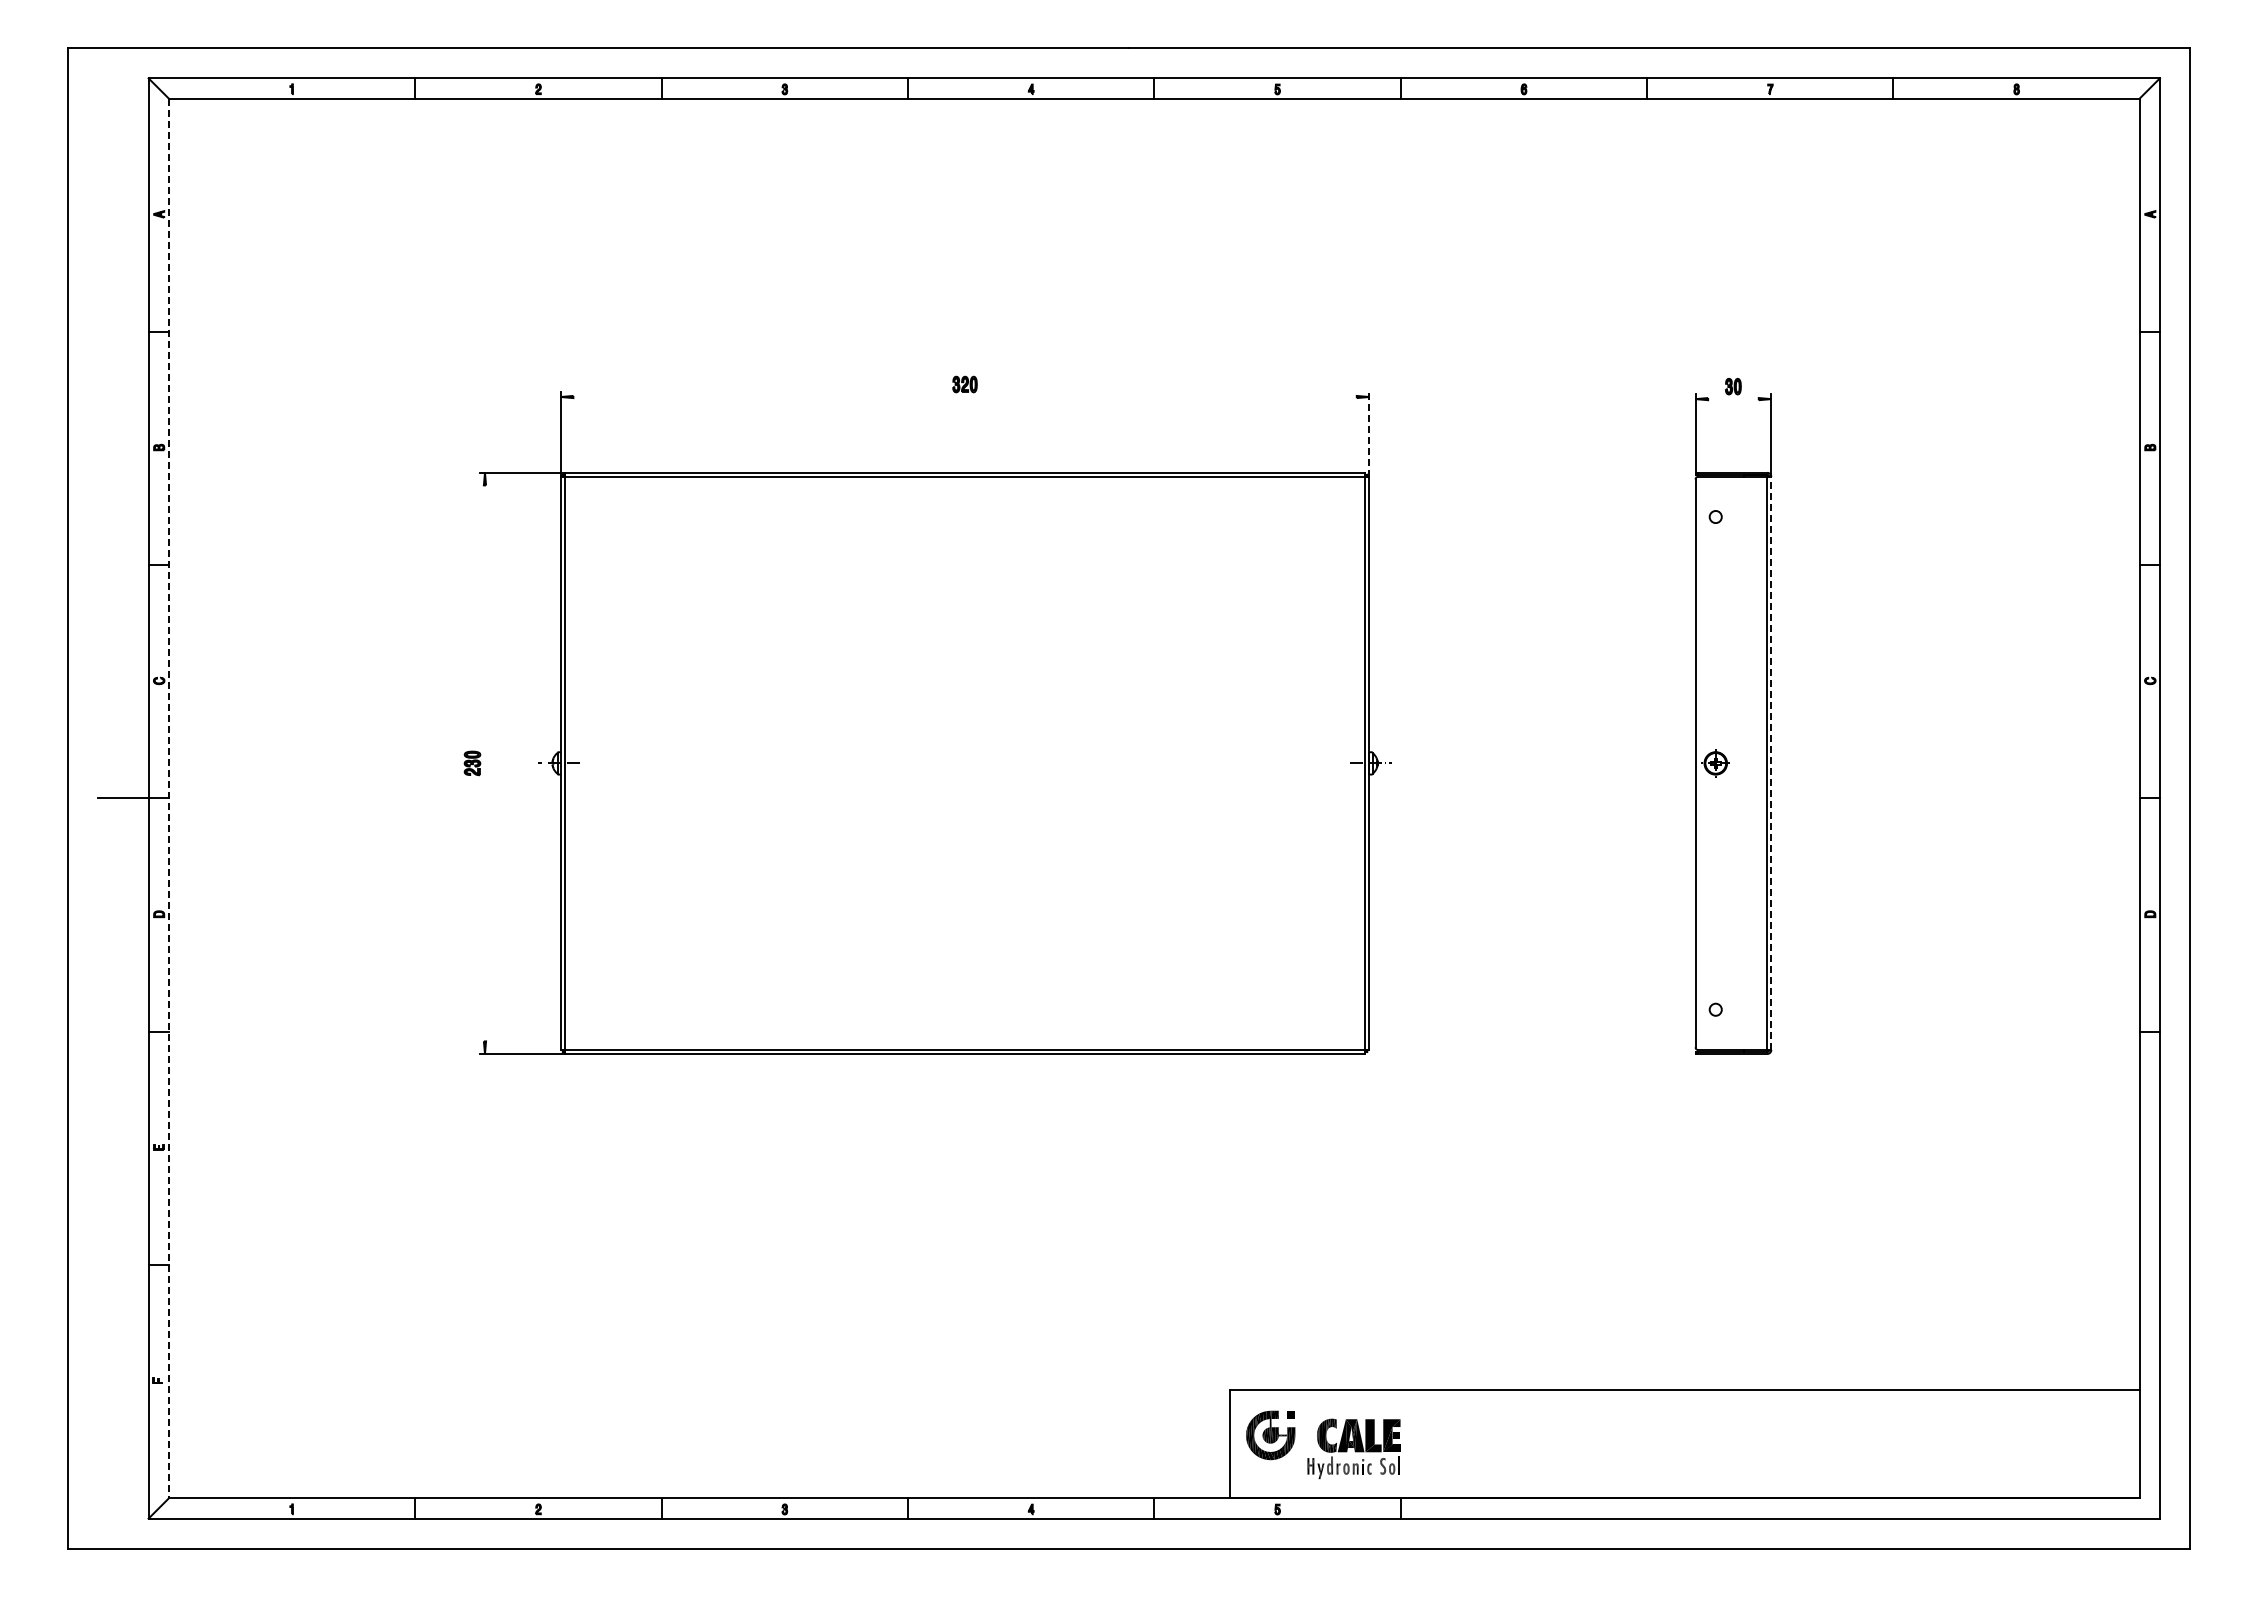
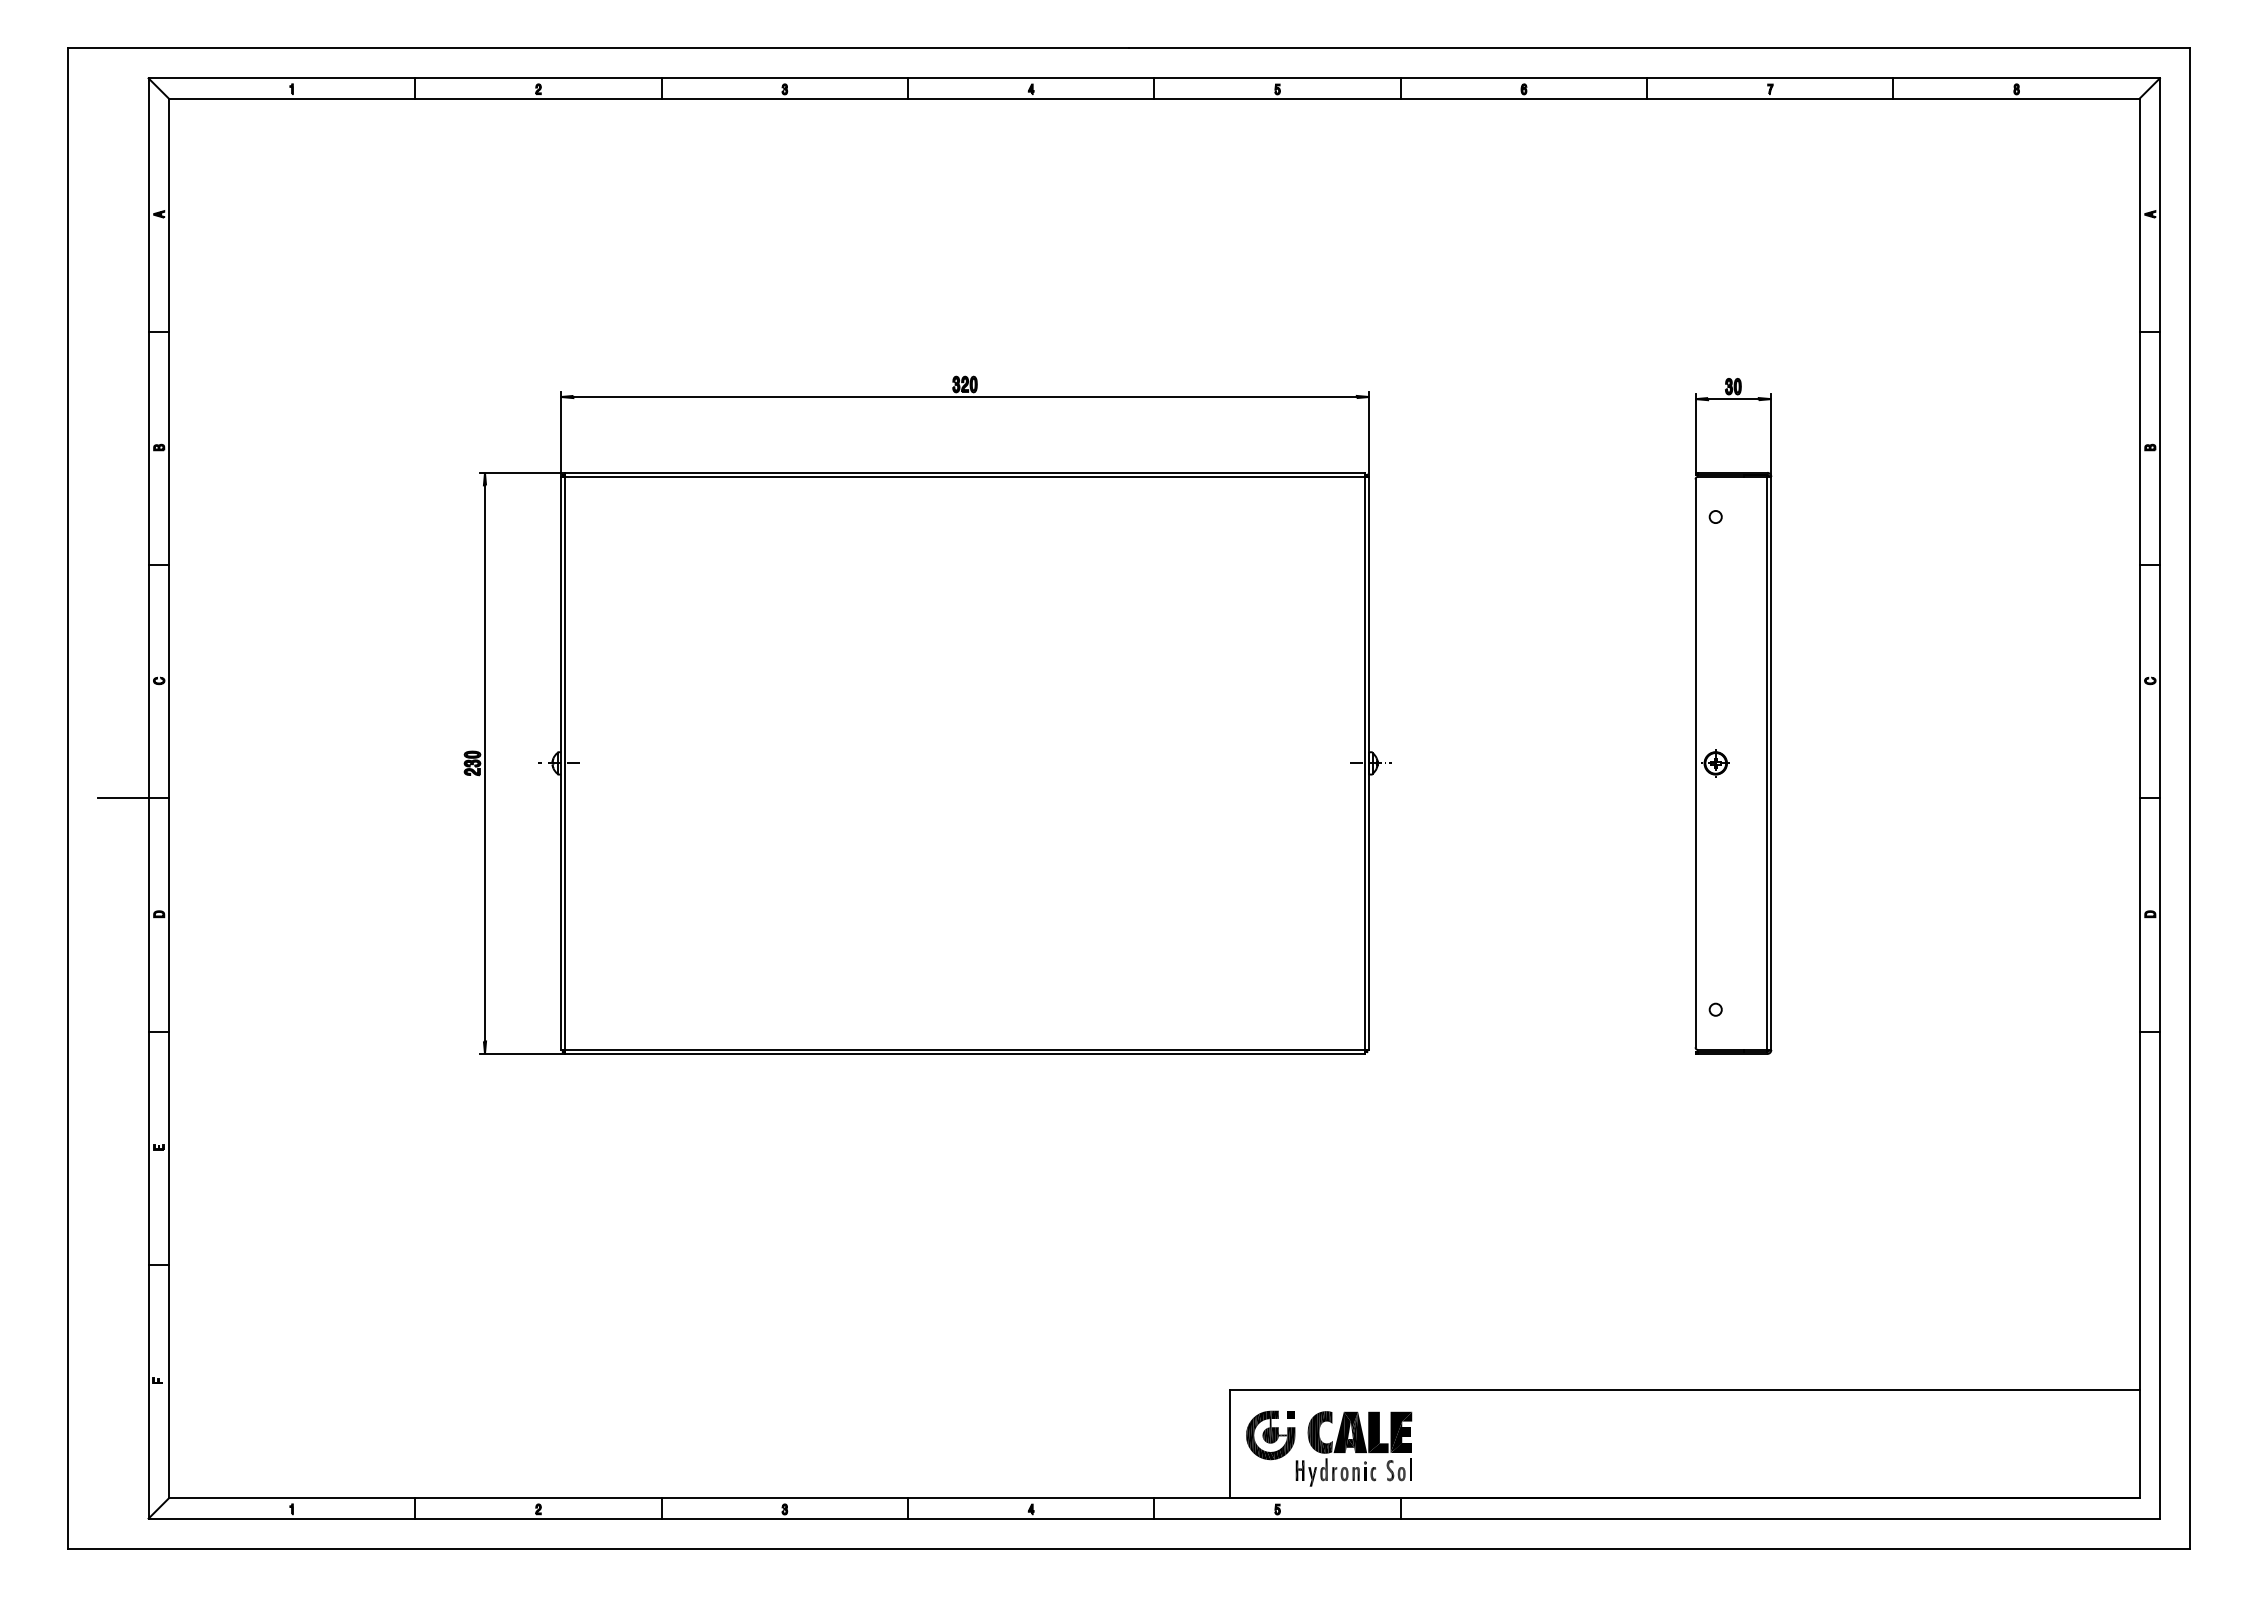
line: none -> present (964, 397)
line: none -> present (1733, 399)
line: dashed -> solid (1369, 433)
line: none -> present (484, 763)
line: dashed -> solid (1771, 763)
line: dashed -> solid (168, 798)
part size: 94x62 px -> 118x76 px (1353, 1448)
